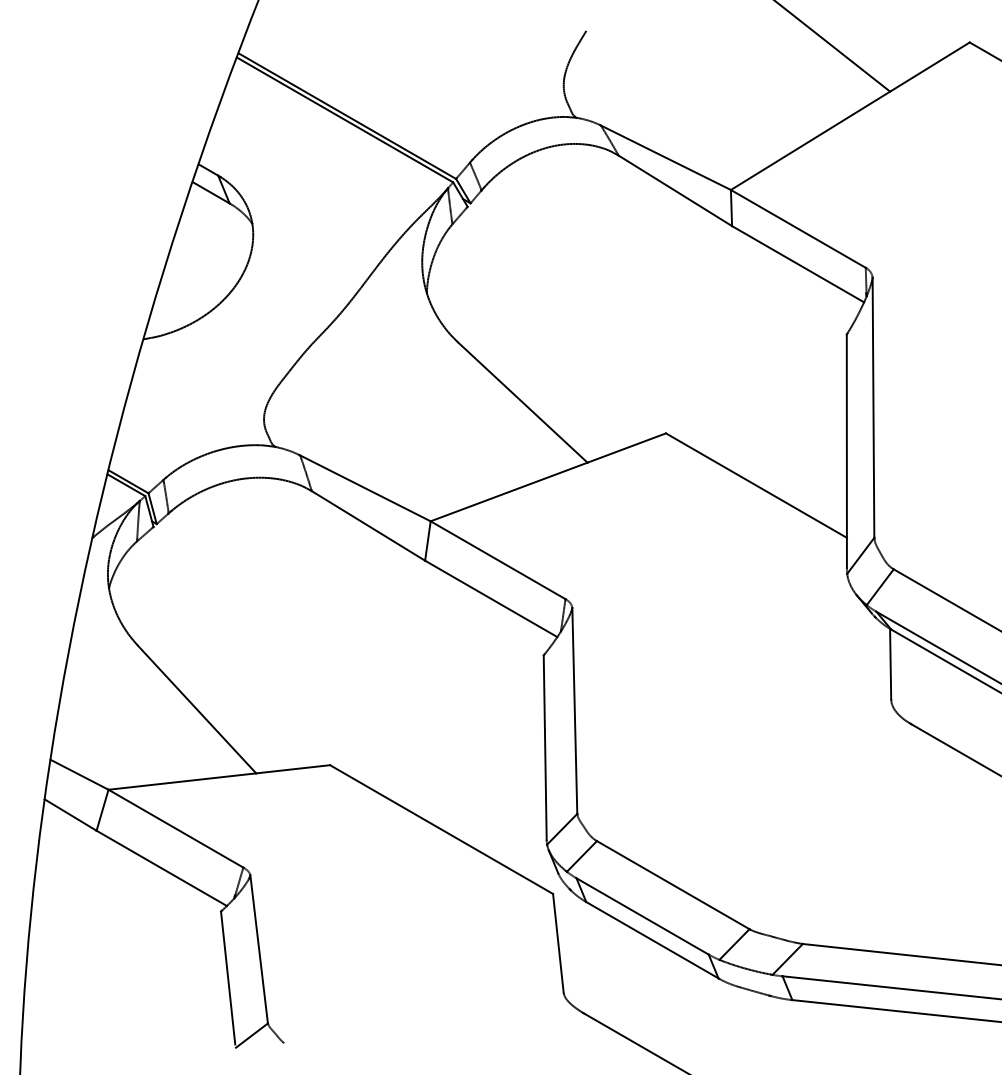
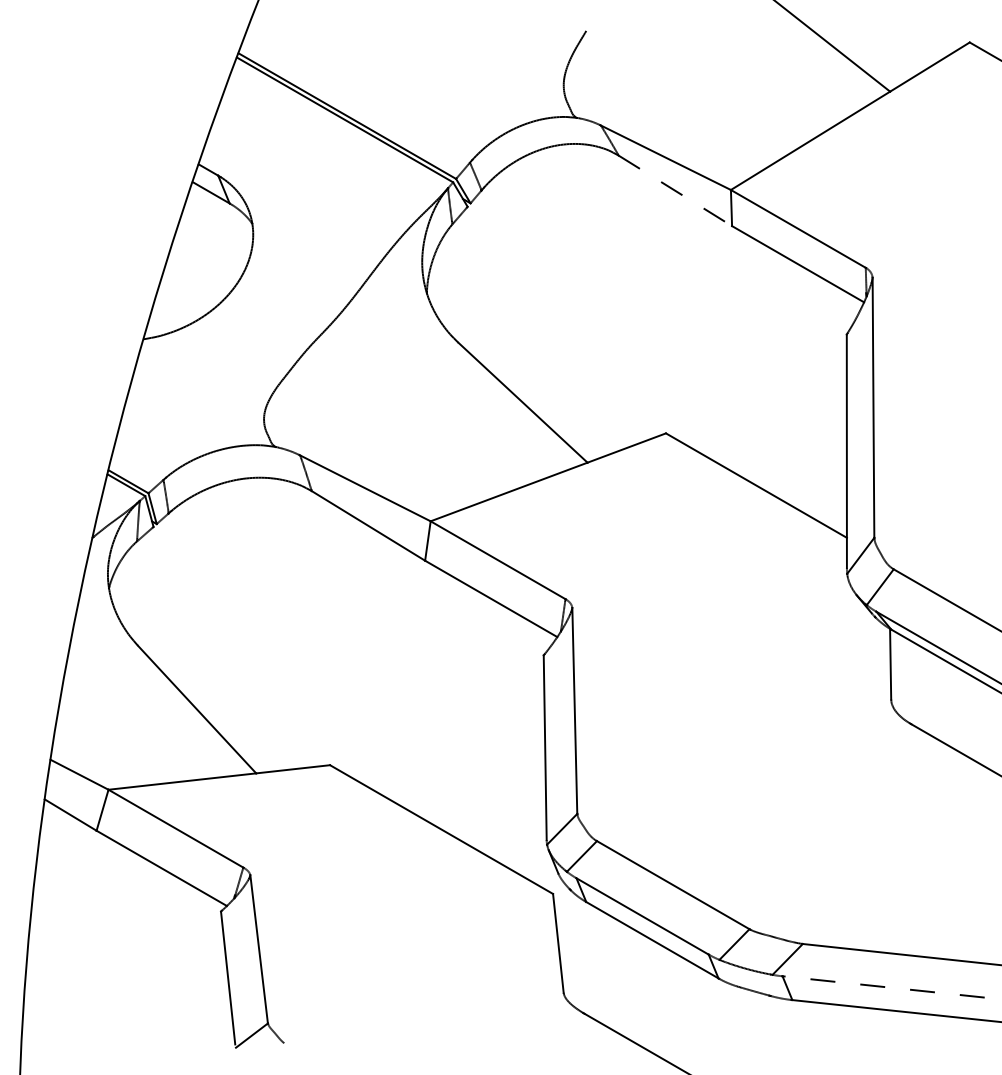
line: solid -> dashed (675, 190)
line: solid -> dashed (891, 987)
